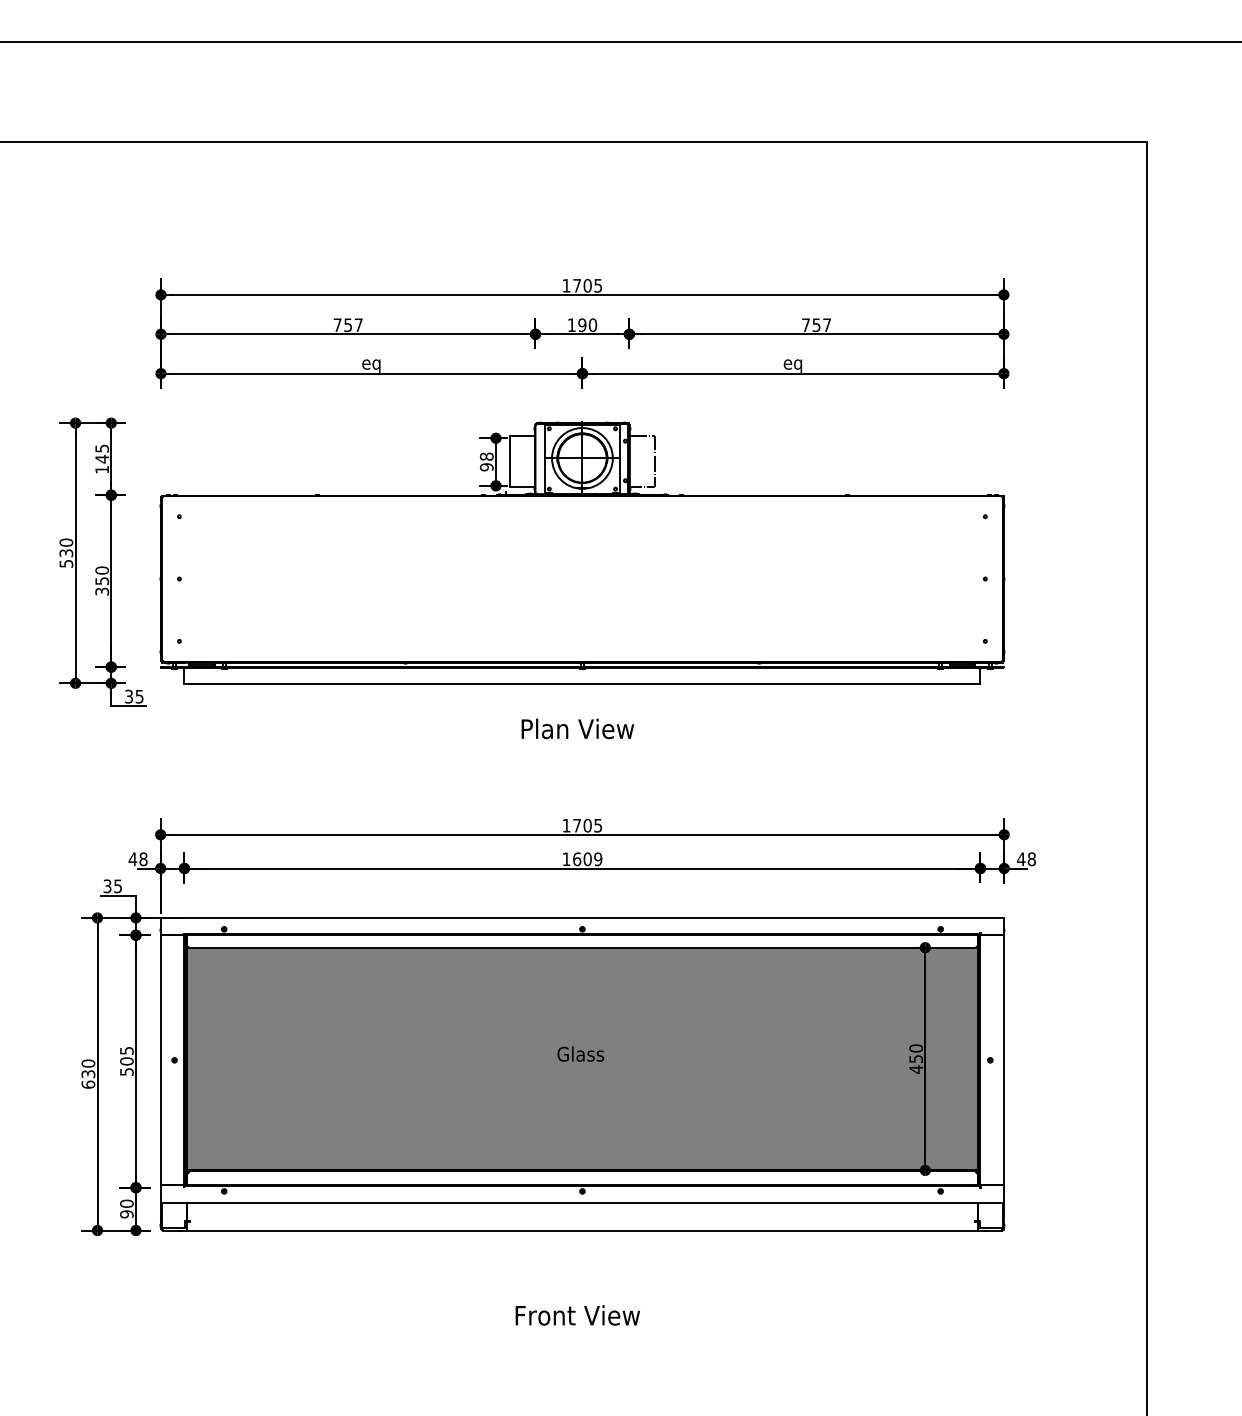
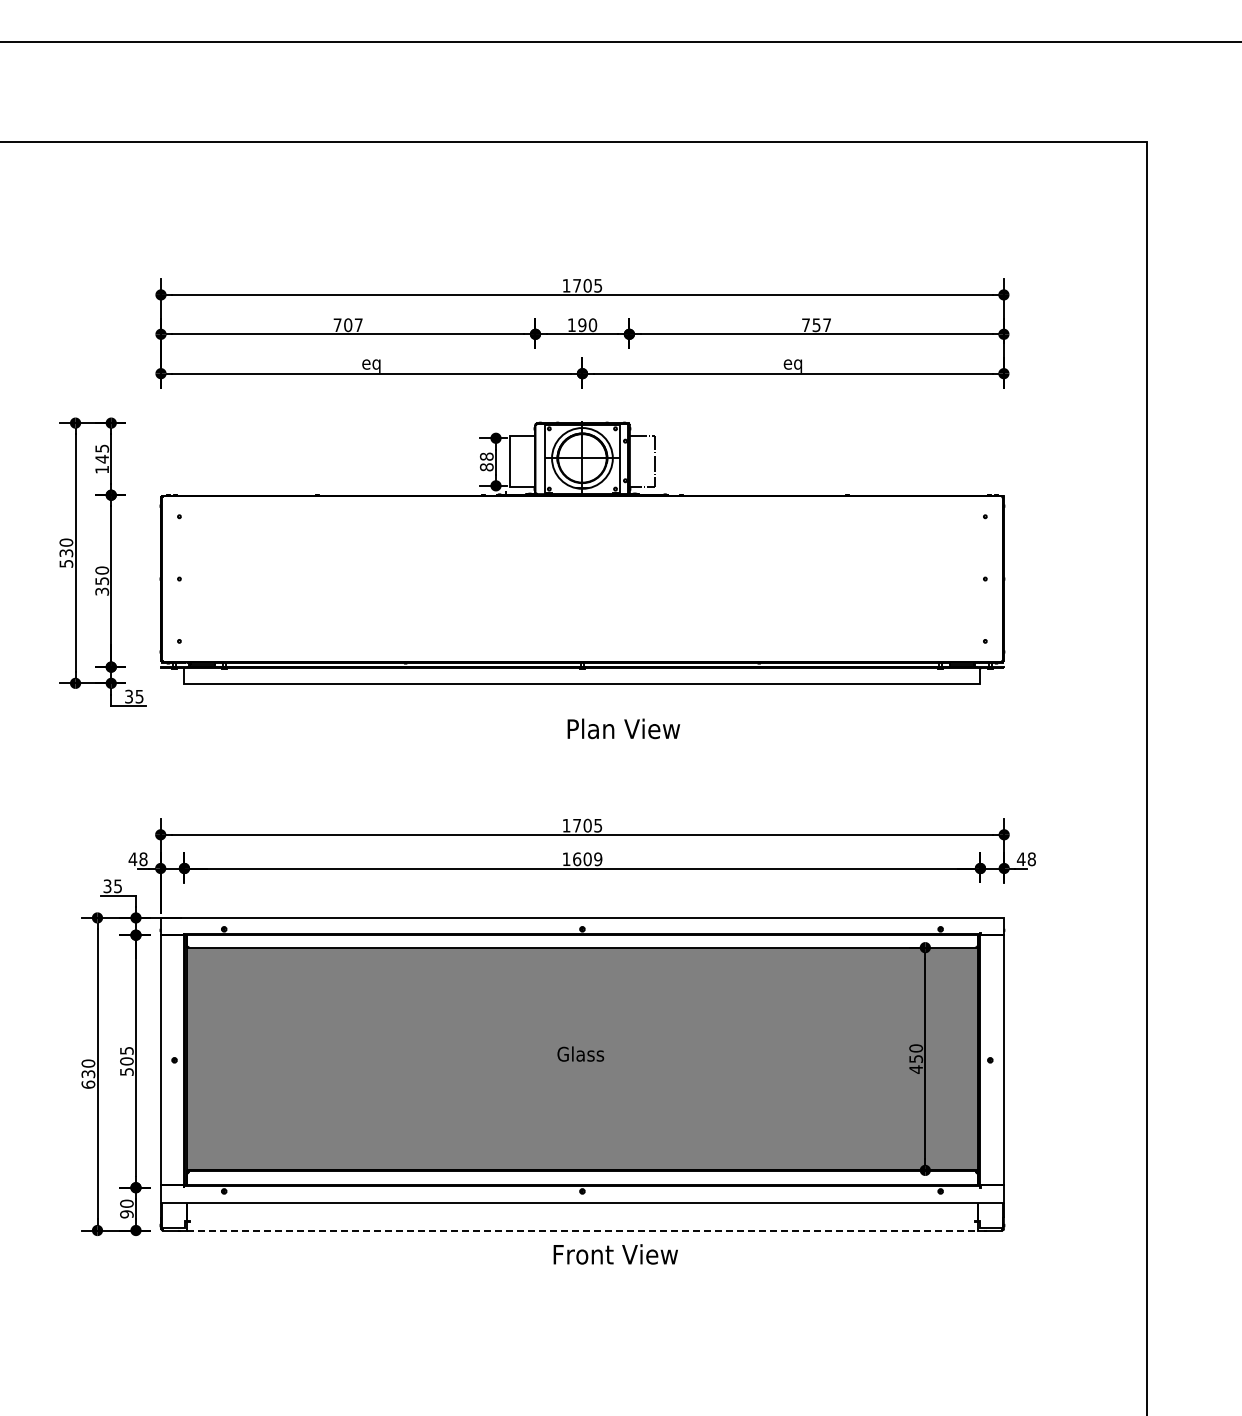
text: 757 -> 707 (348, 325)
text: 98 -> 88 (486, 467)
text position: (577, 728) -> (623, 728) (623, 728)
line: solid -> dashed (582, 1230)
text position: (577, 1315) -> (615, 1254) (615, 1254)
